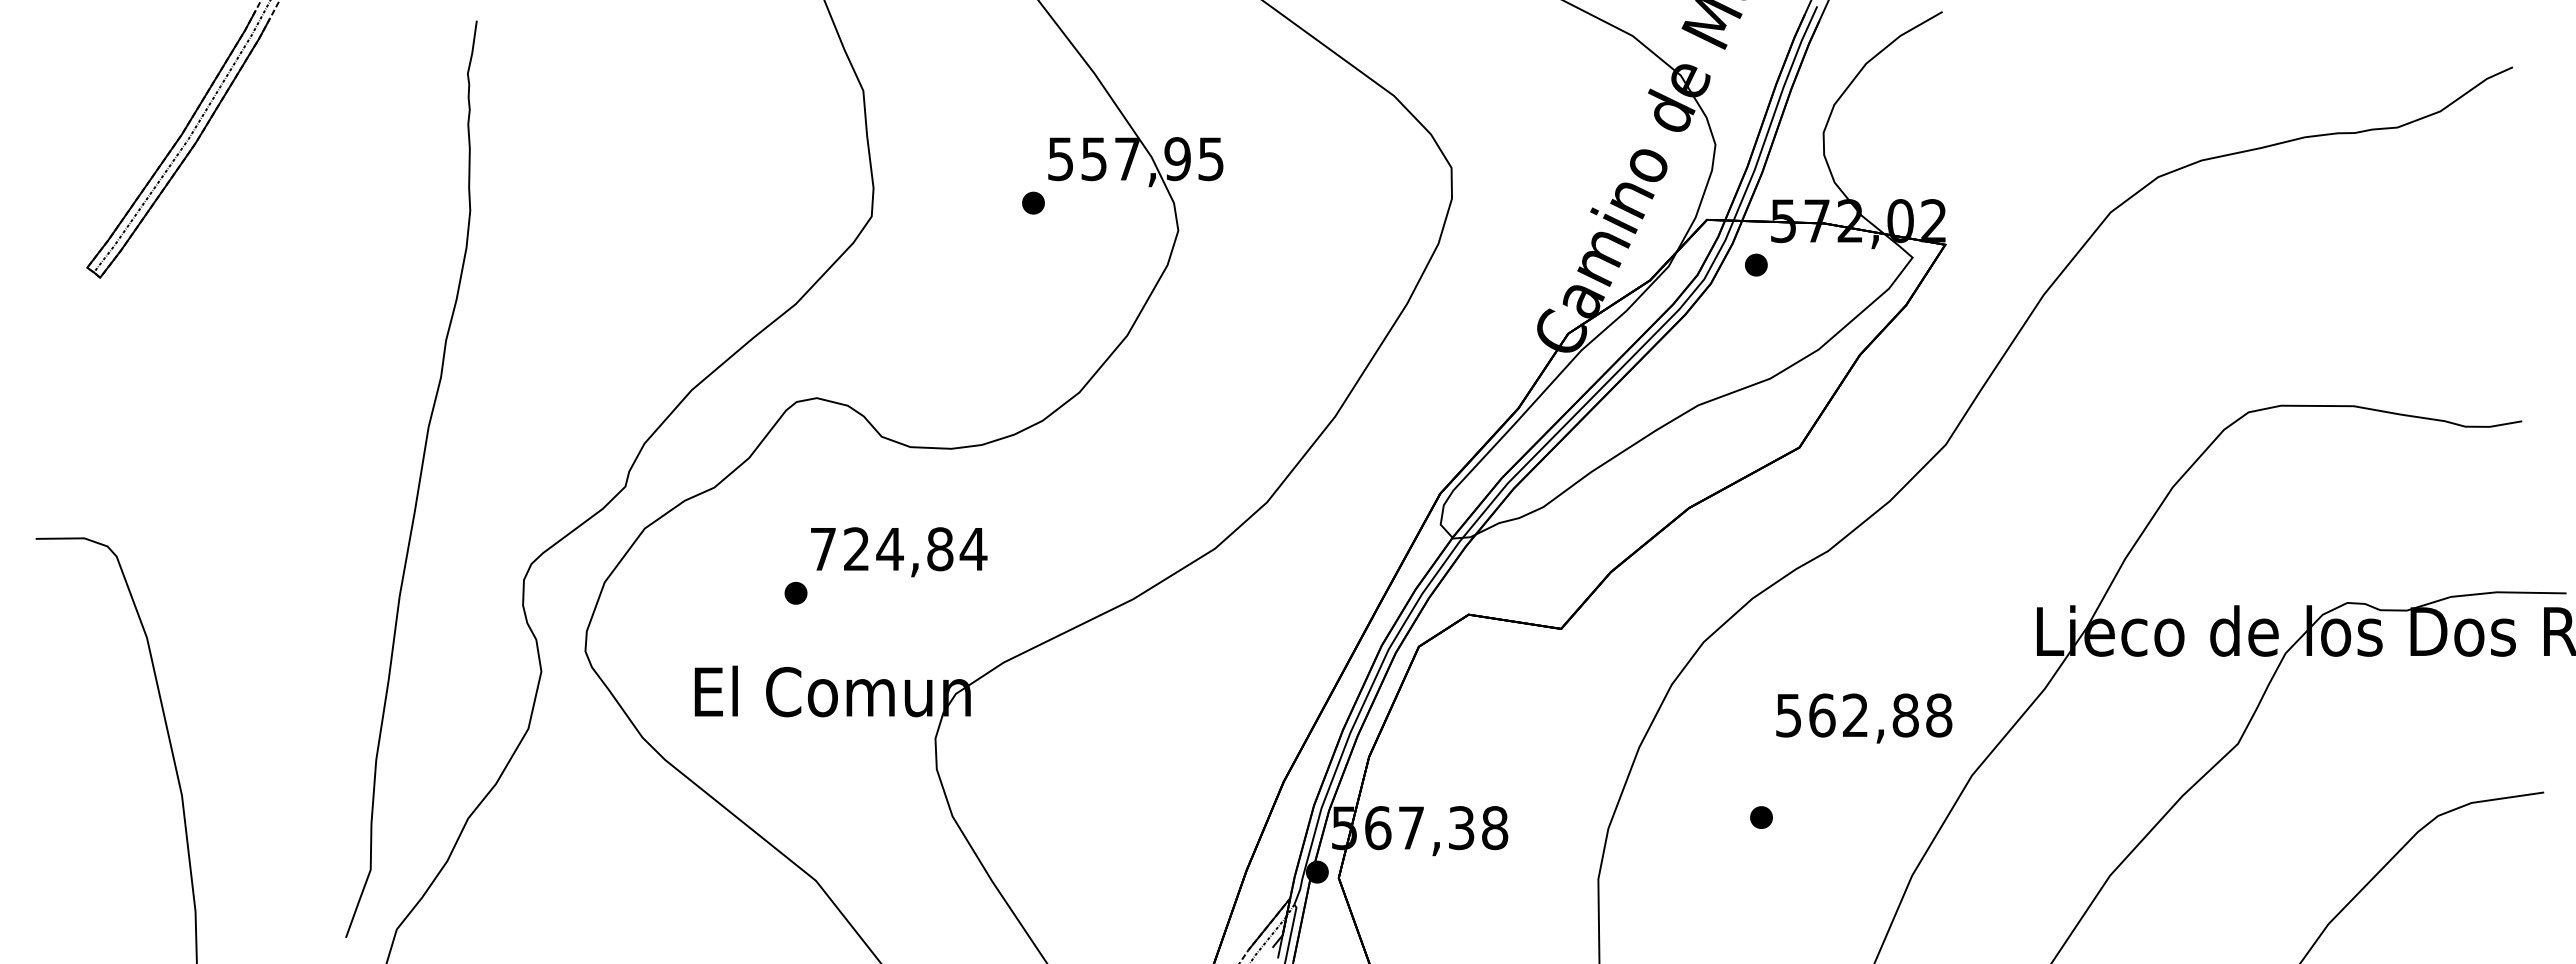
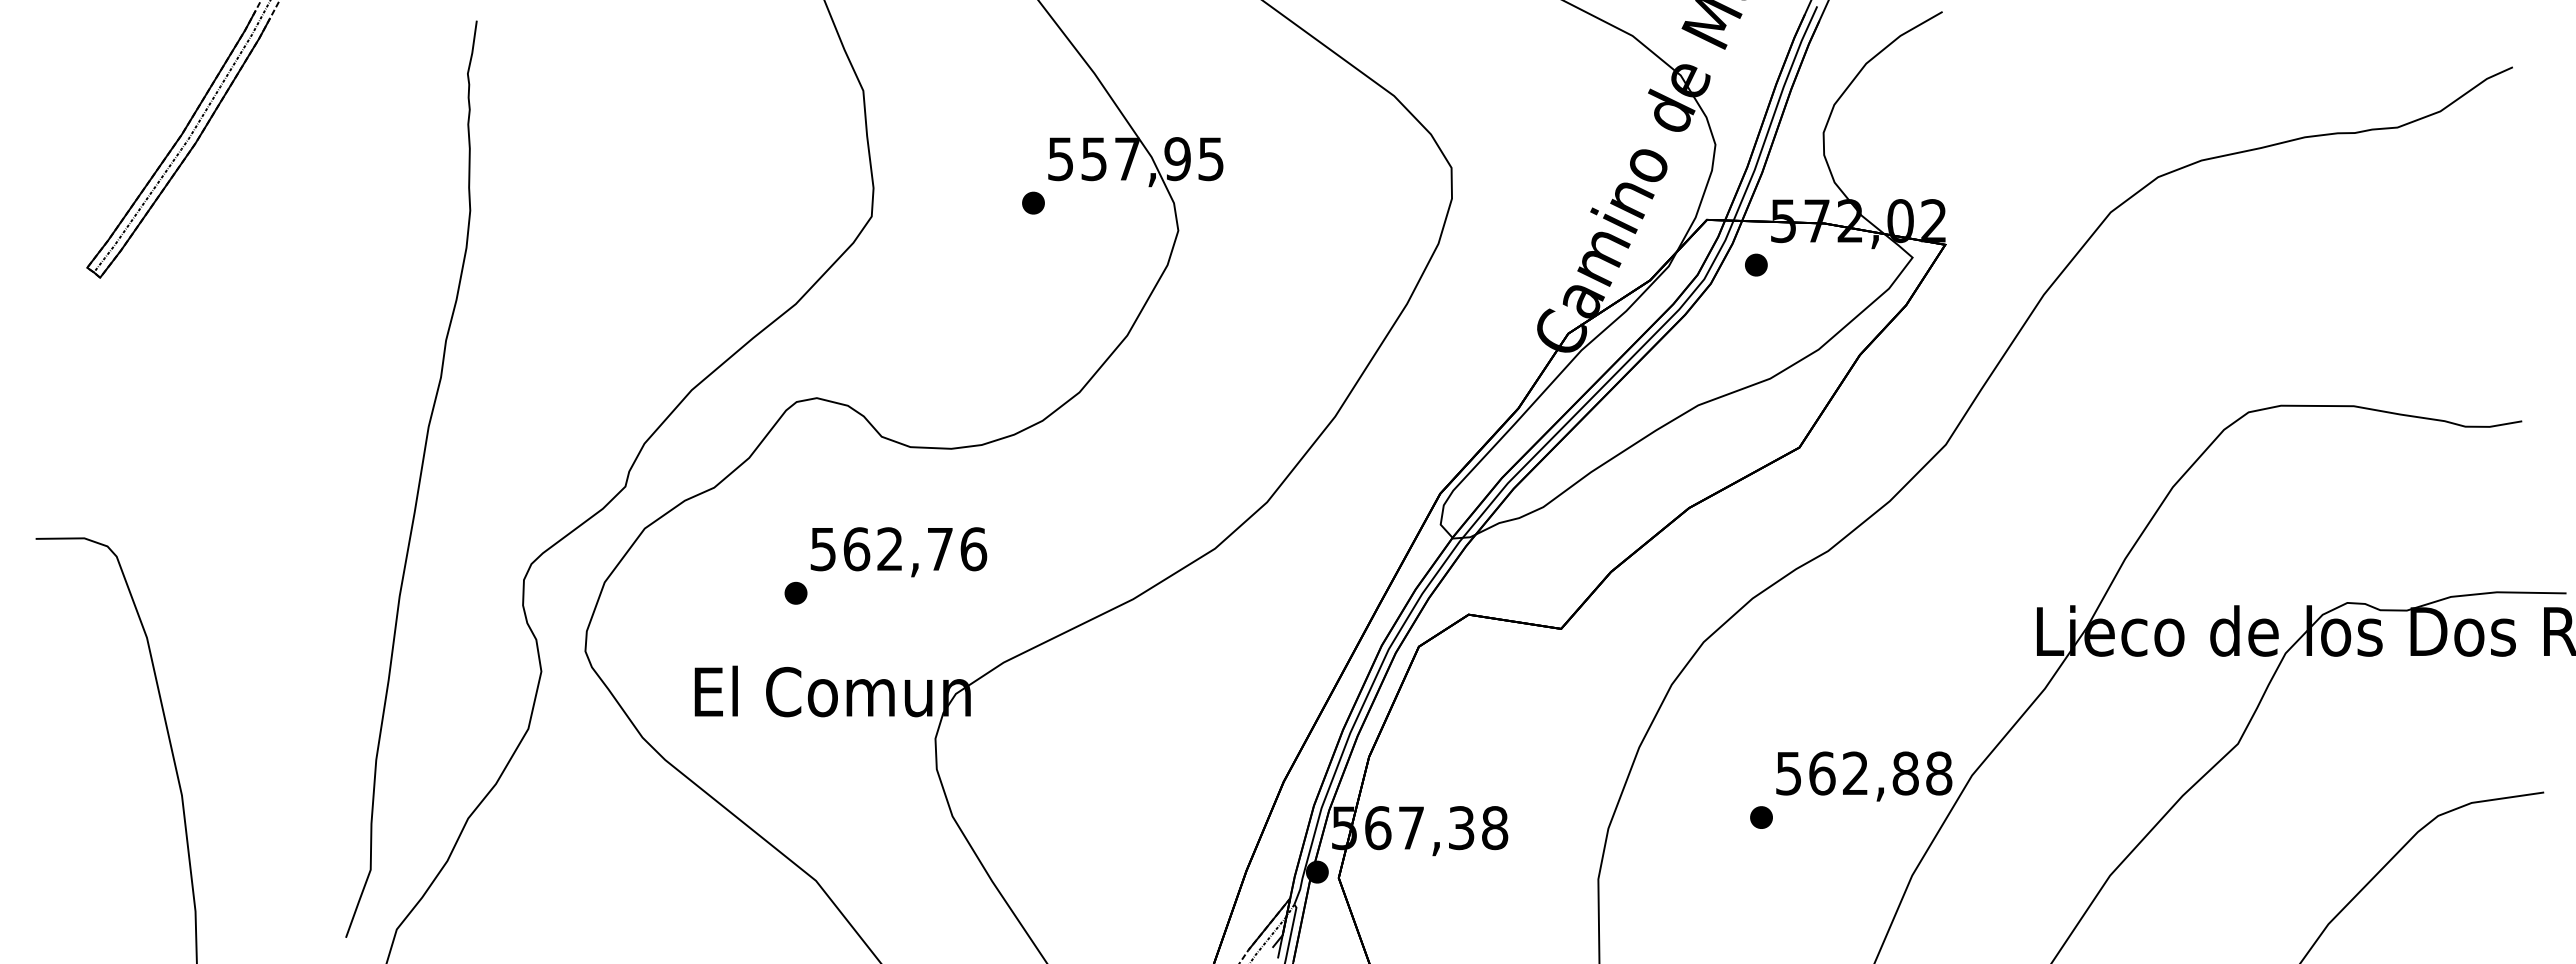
text: 724,84 -> 562,76 (898, 549)
text position: (1864, 718) -> (1864, 776) (1864, 776)
